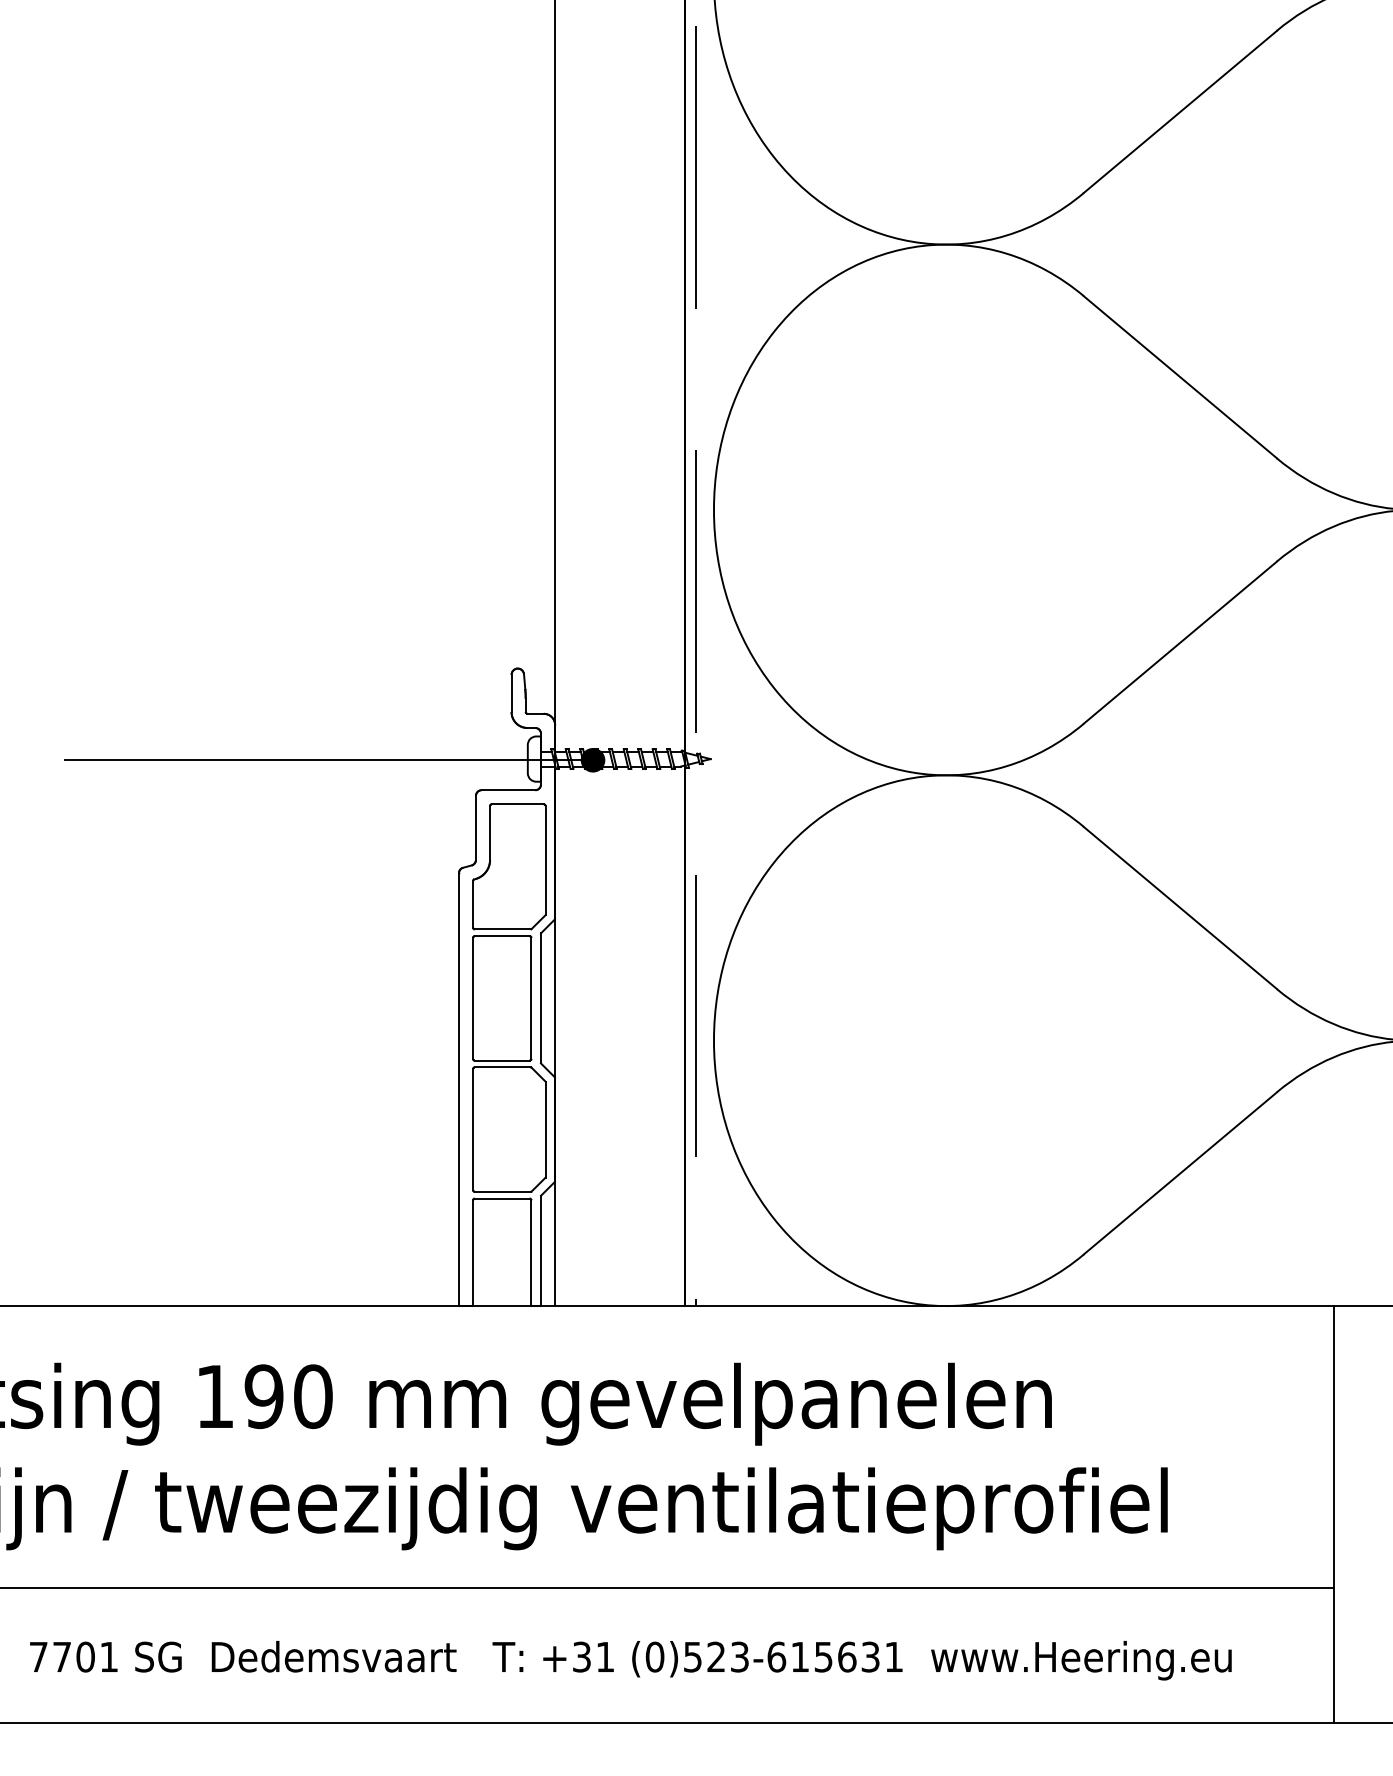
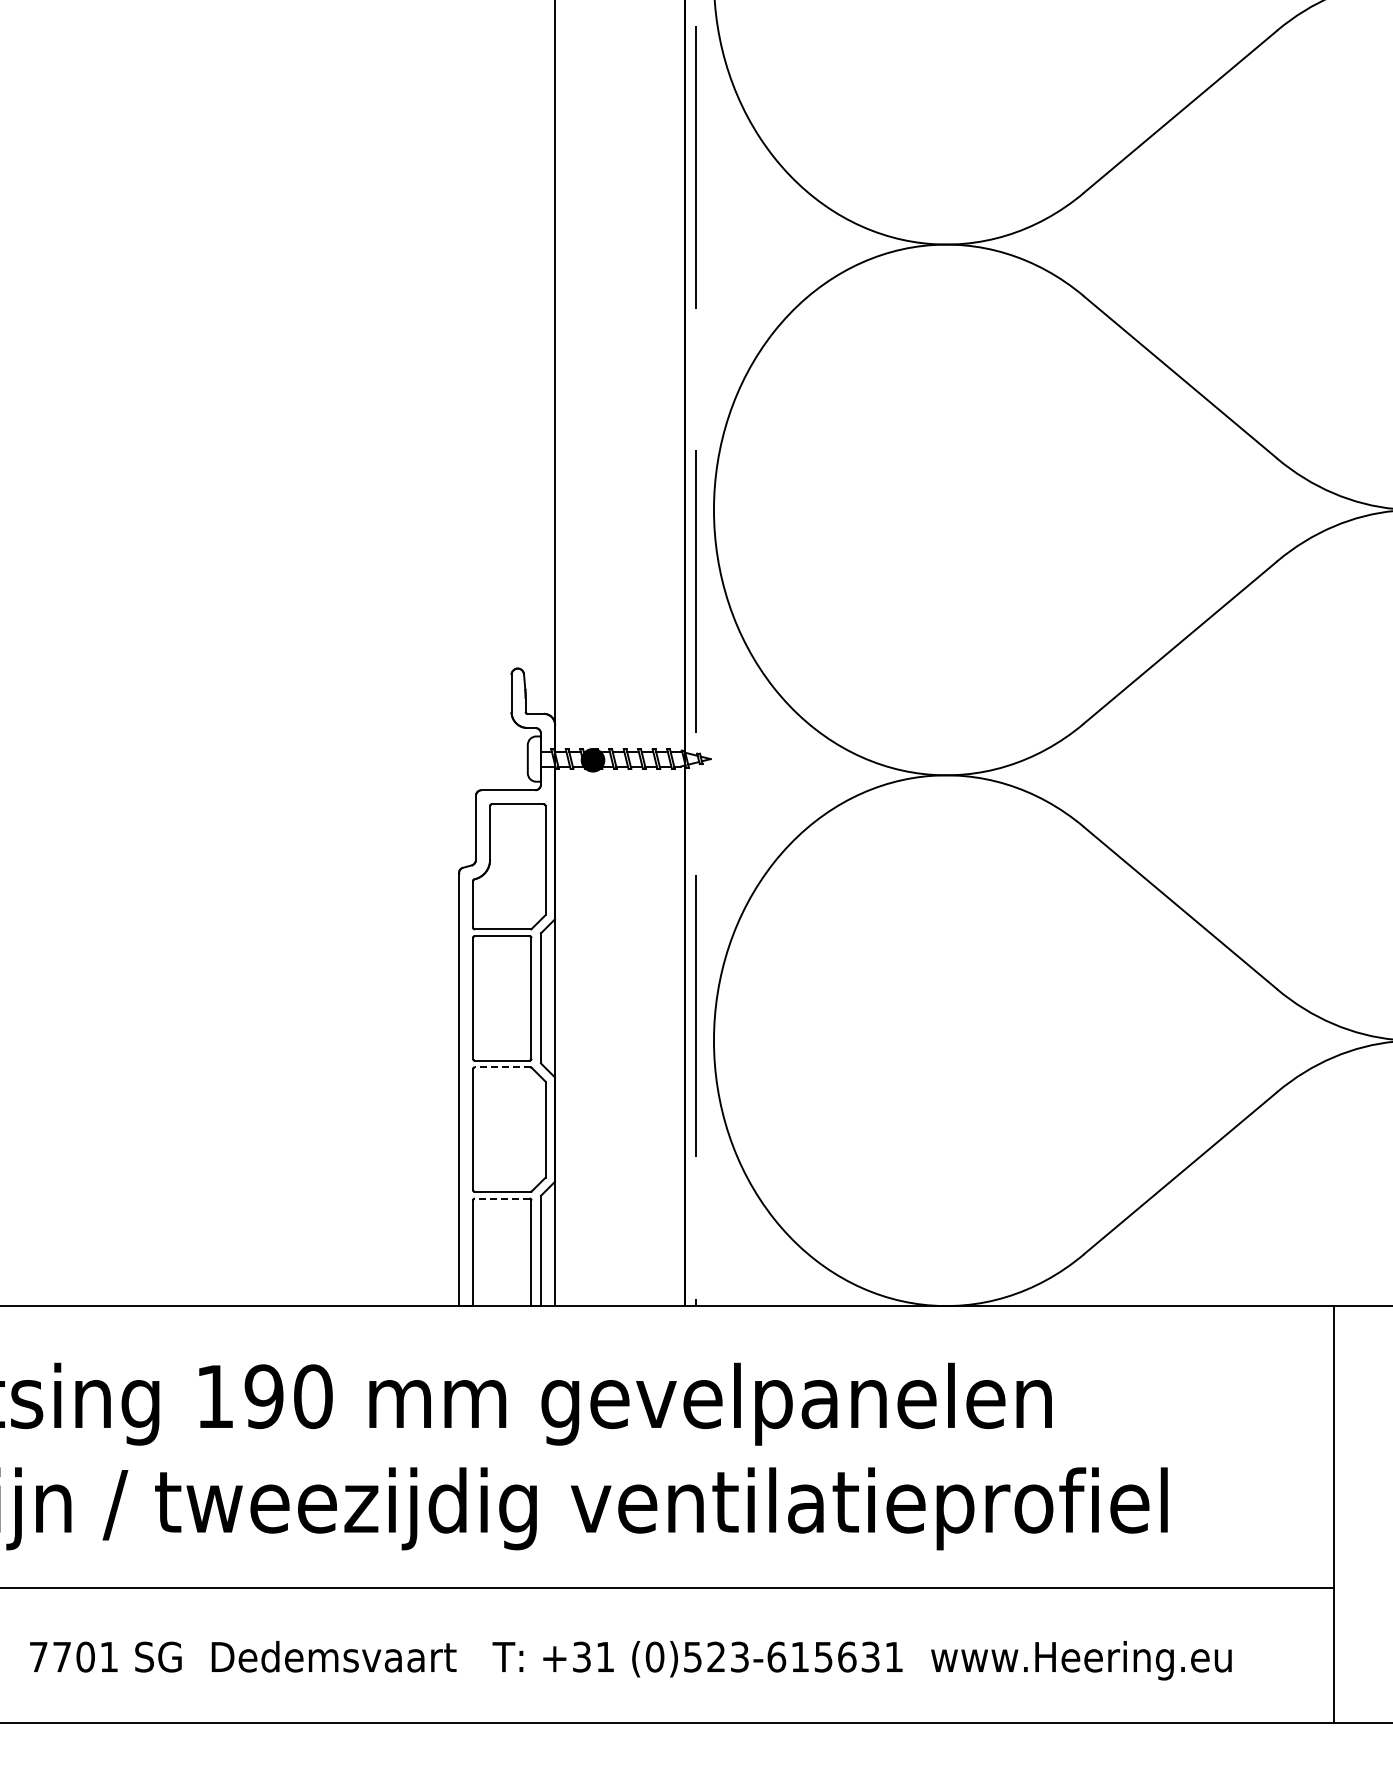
line: present -> none (329, 760)
line: solid -> dashed (502, 1067)
line: solid -> dashed (501, 1198)
